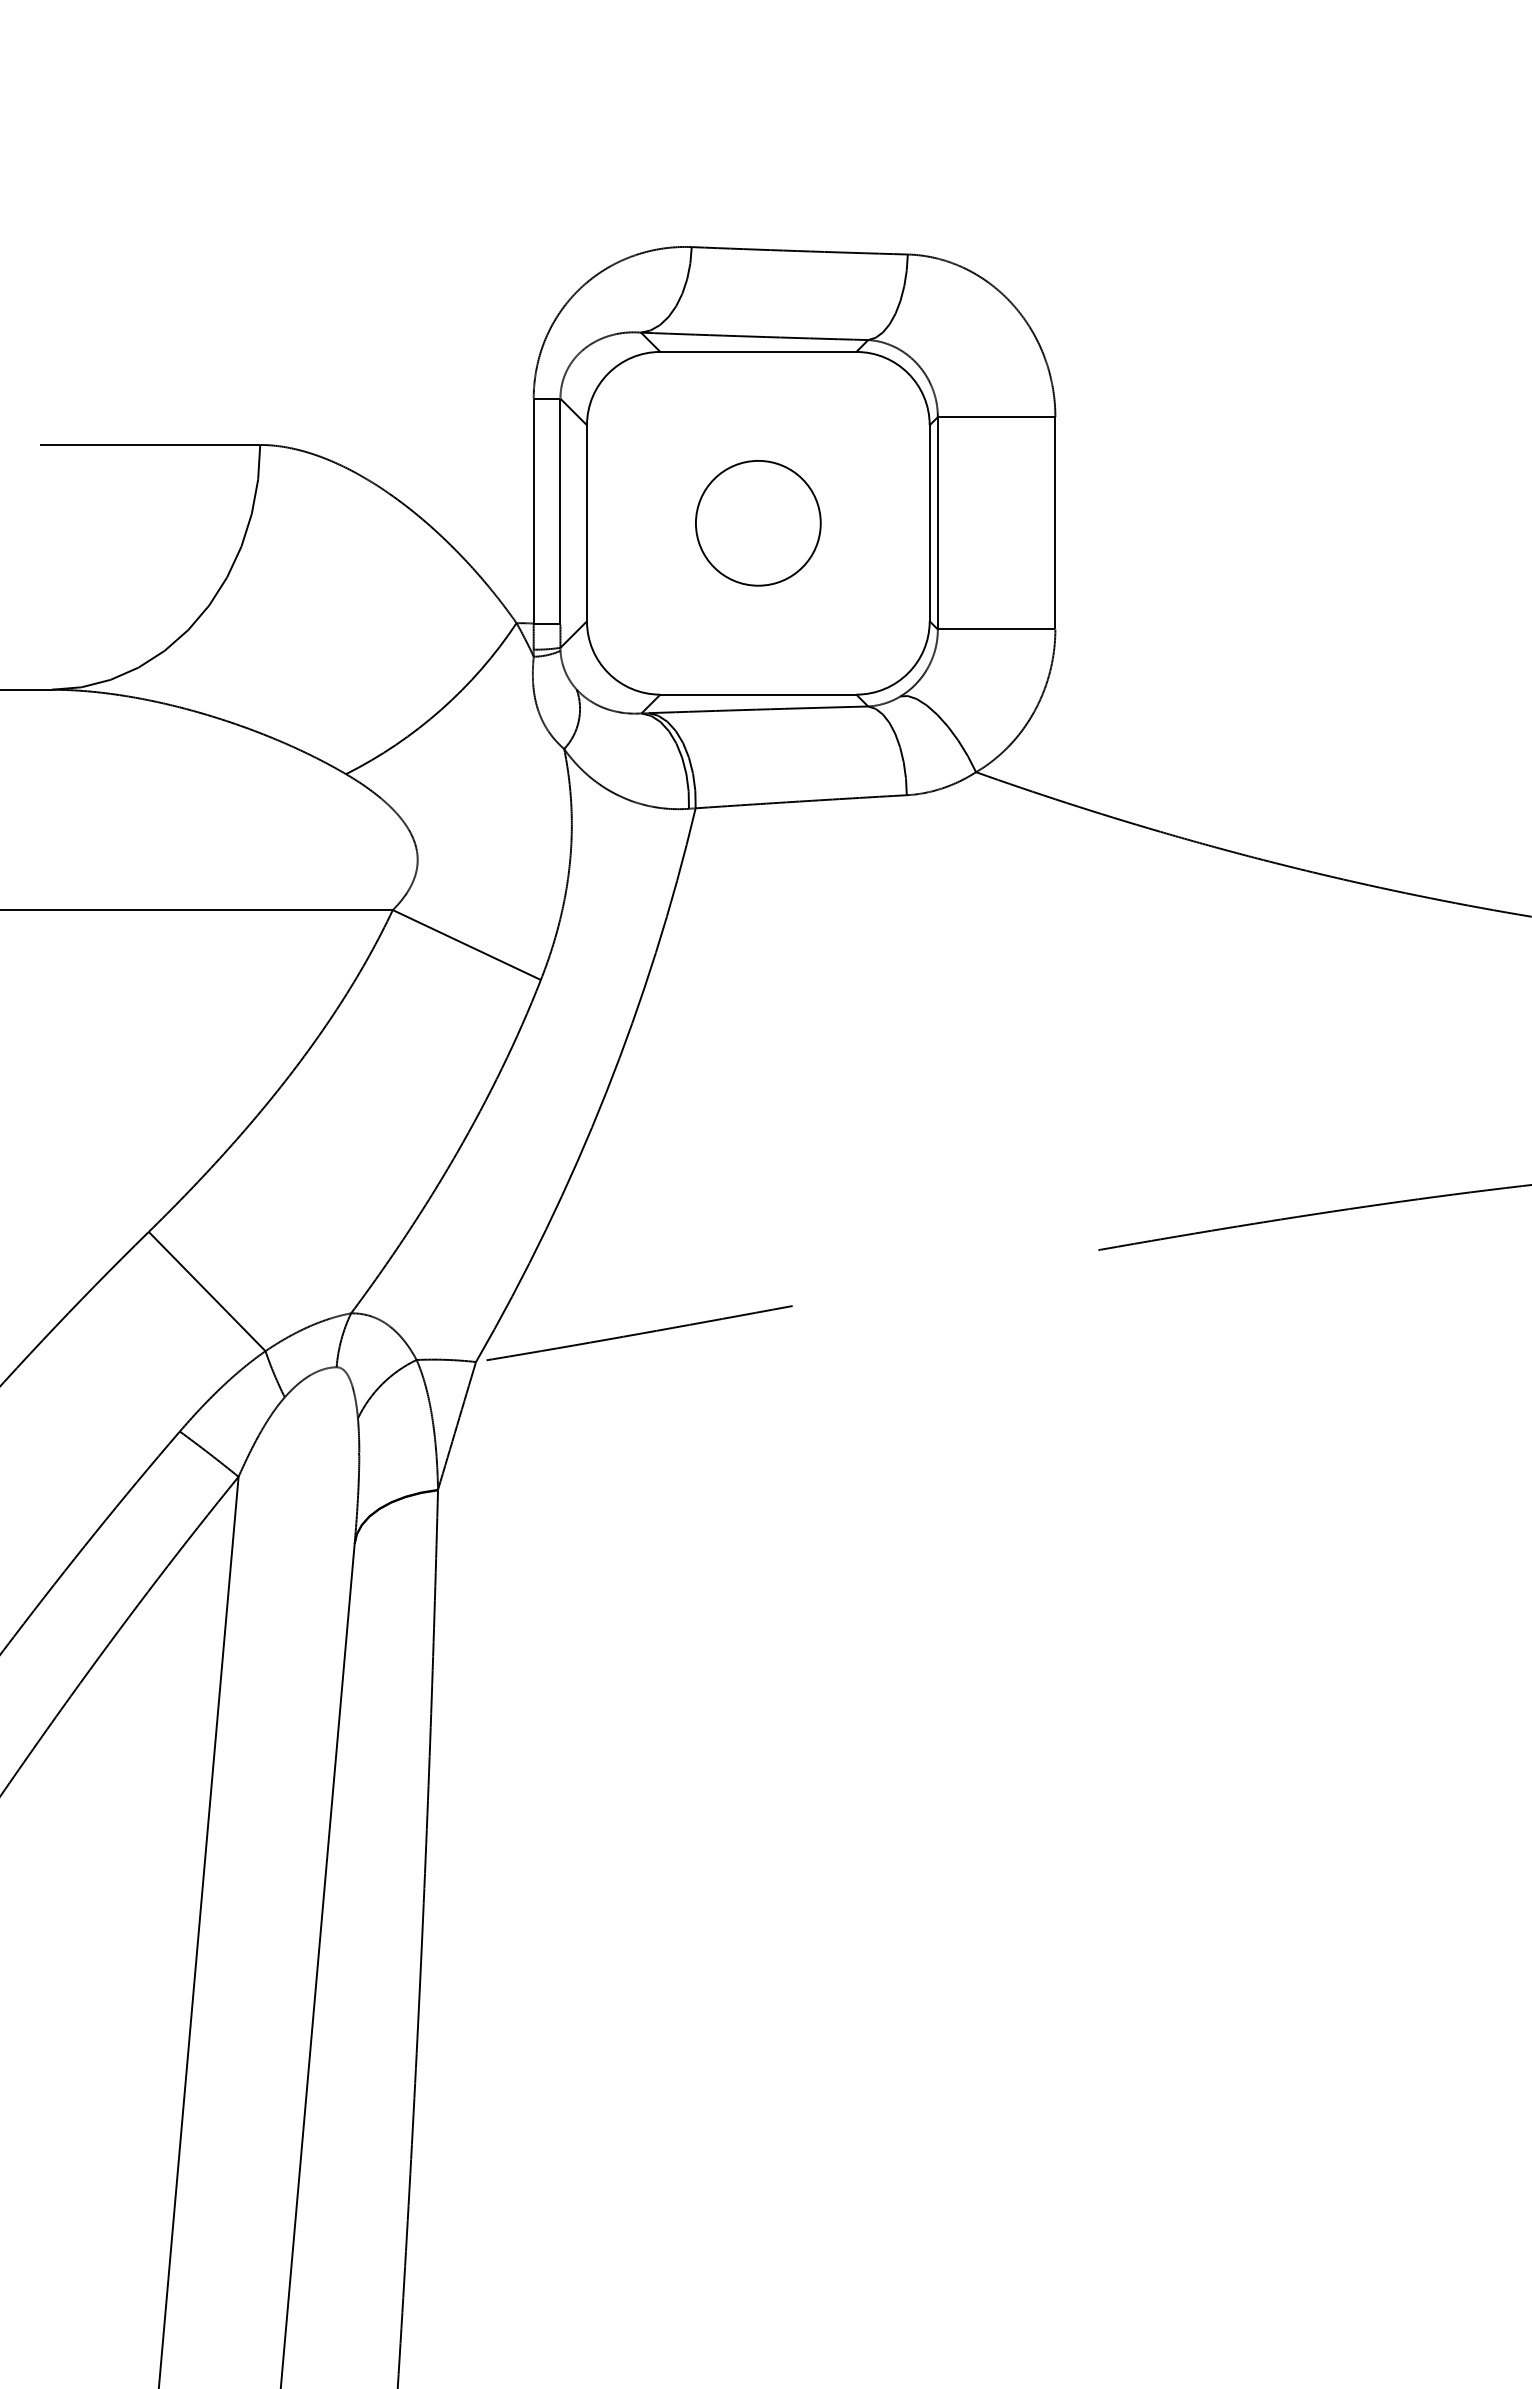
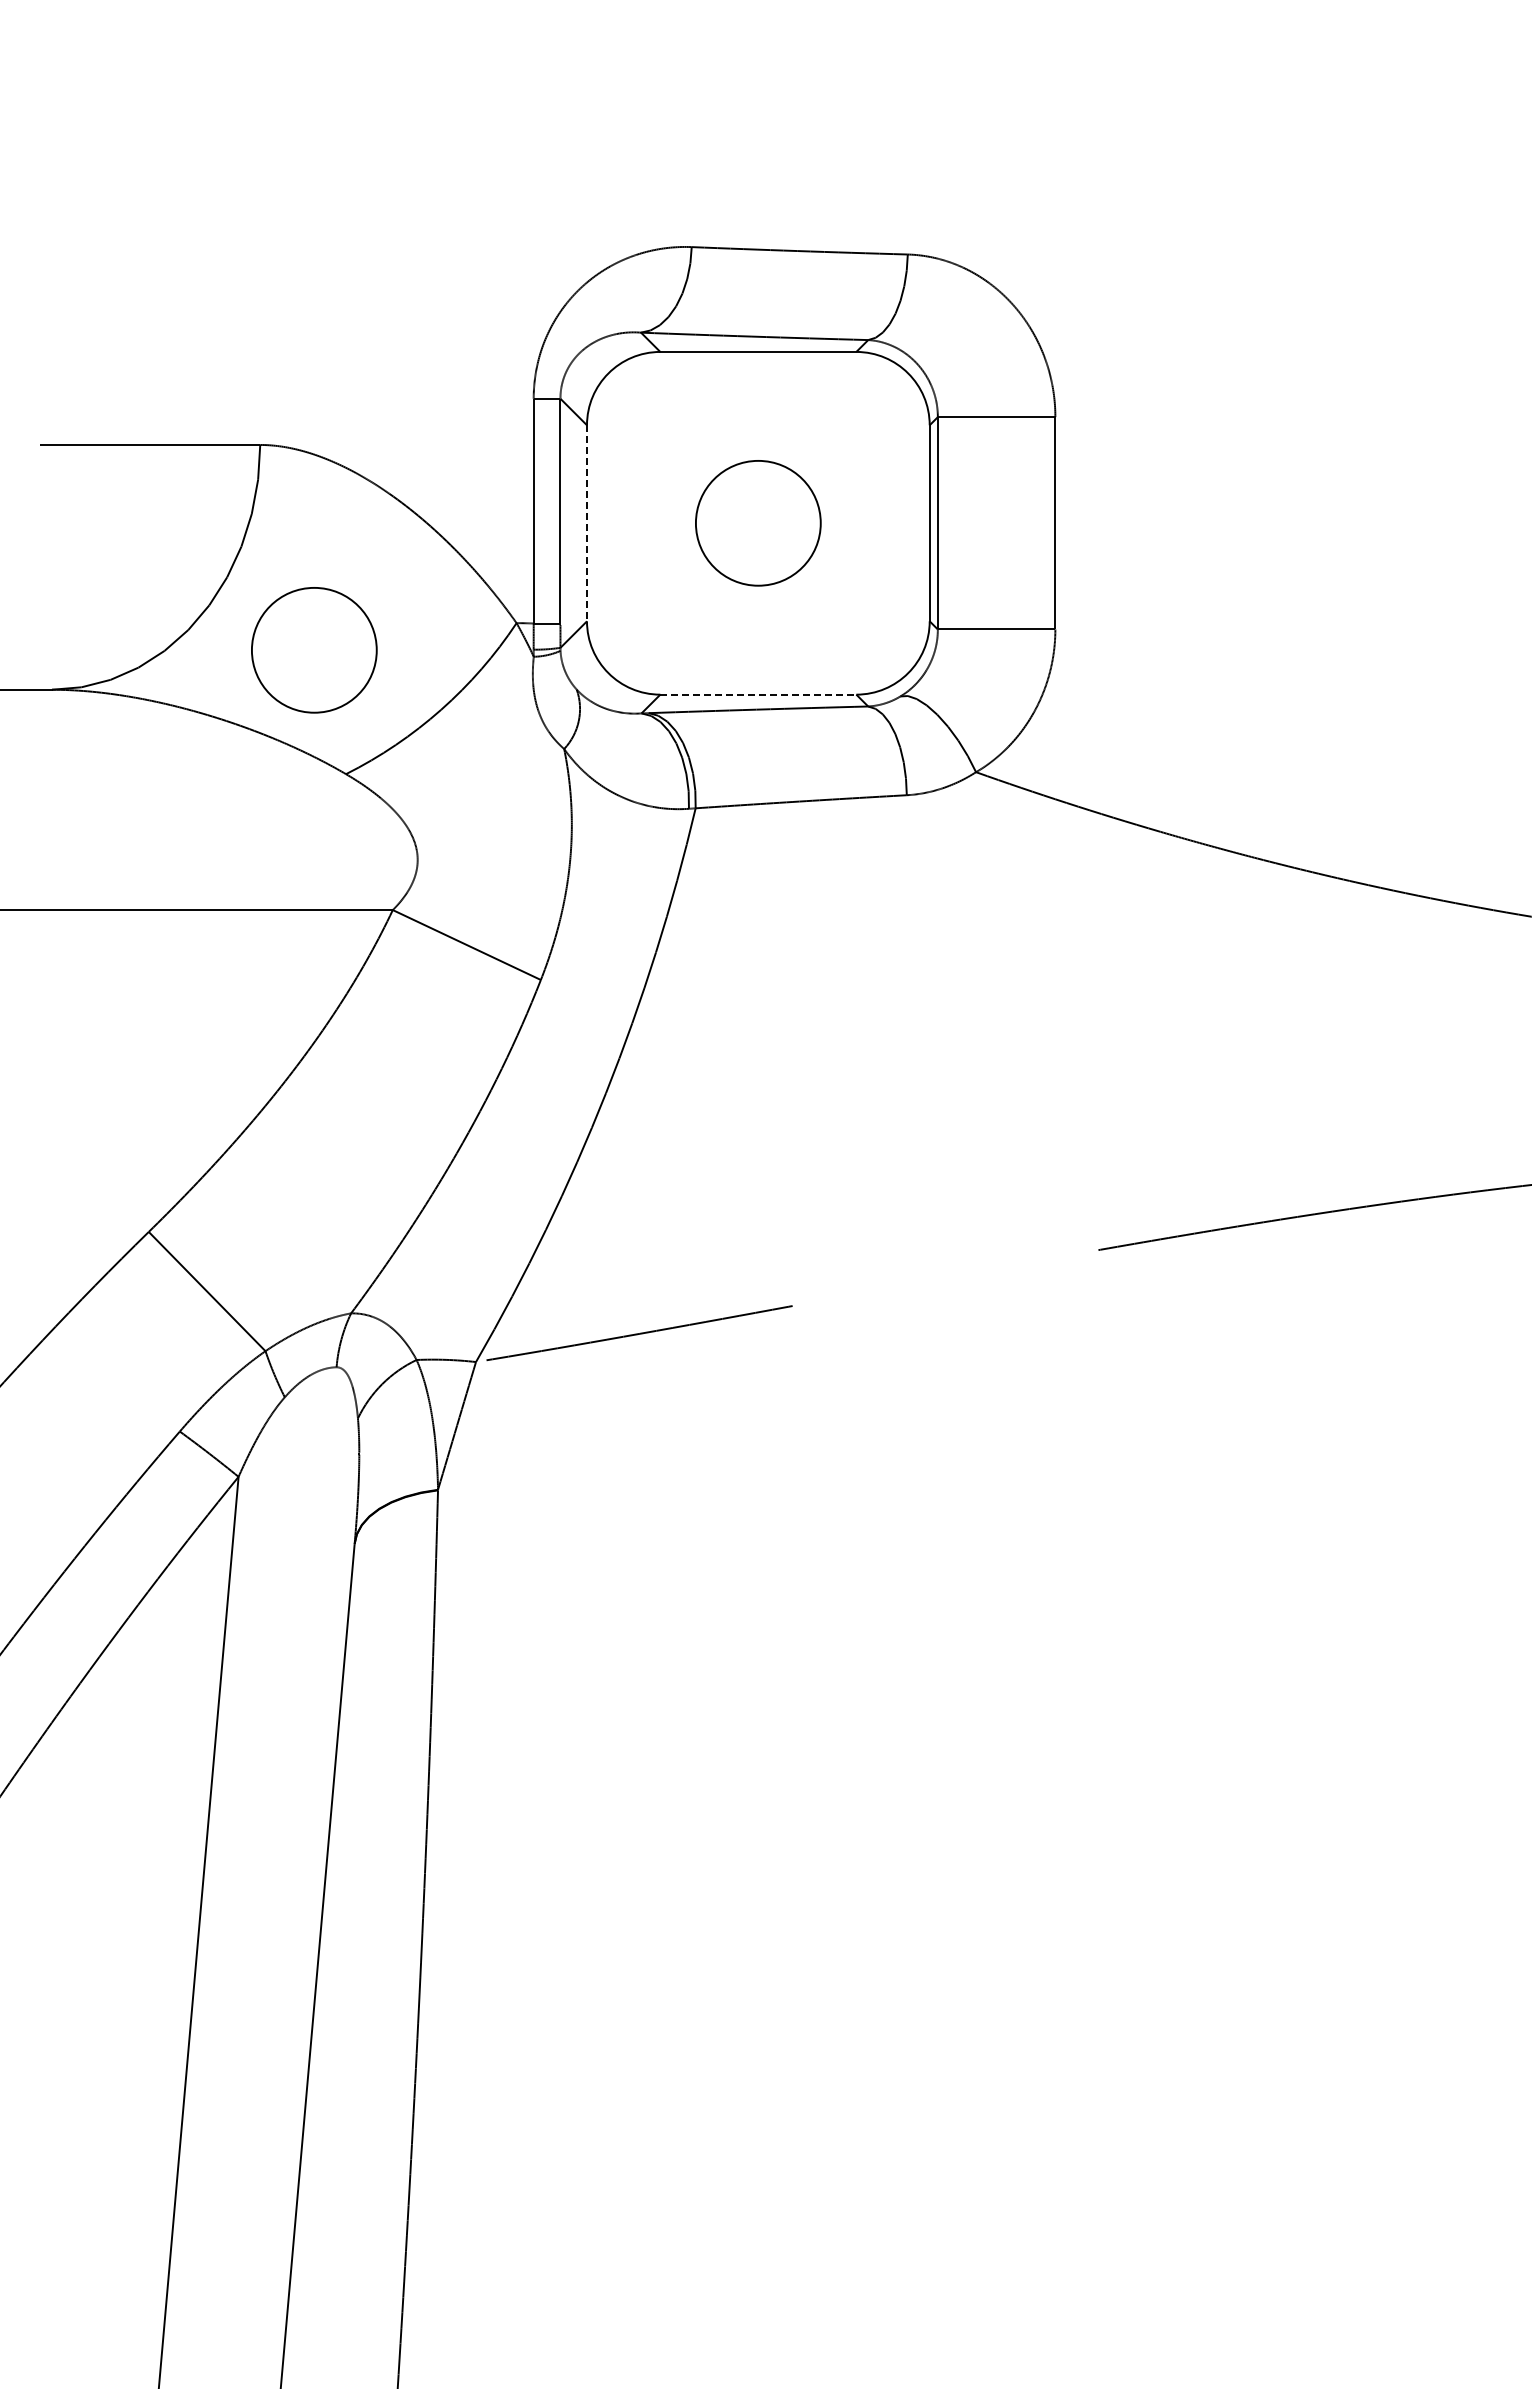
line: solid -> dashed (587, 523)
circle: none -> present (314, 650)
line: solid -> dashed (758, 694)
